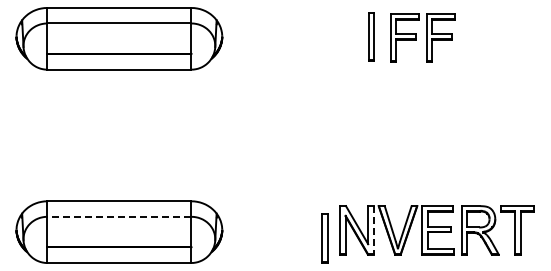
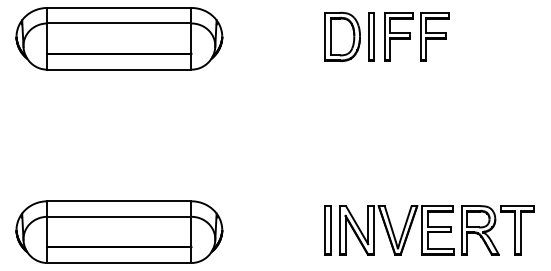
part: none -> present (342, 36)
part position: (422, 37) -> (416, 36) (416, 36)
line: dashed -> solid (118, 216)
line: dashed -> solid (373, 230)
part position: (324, 238) -> (327, 230) (327, 230)
